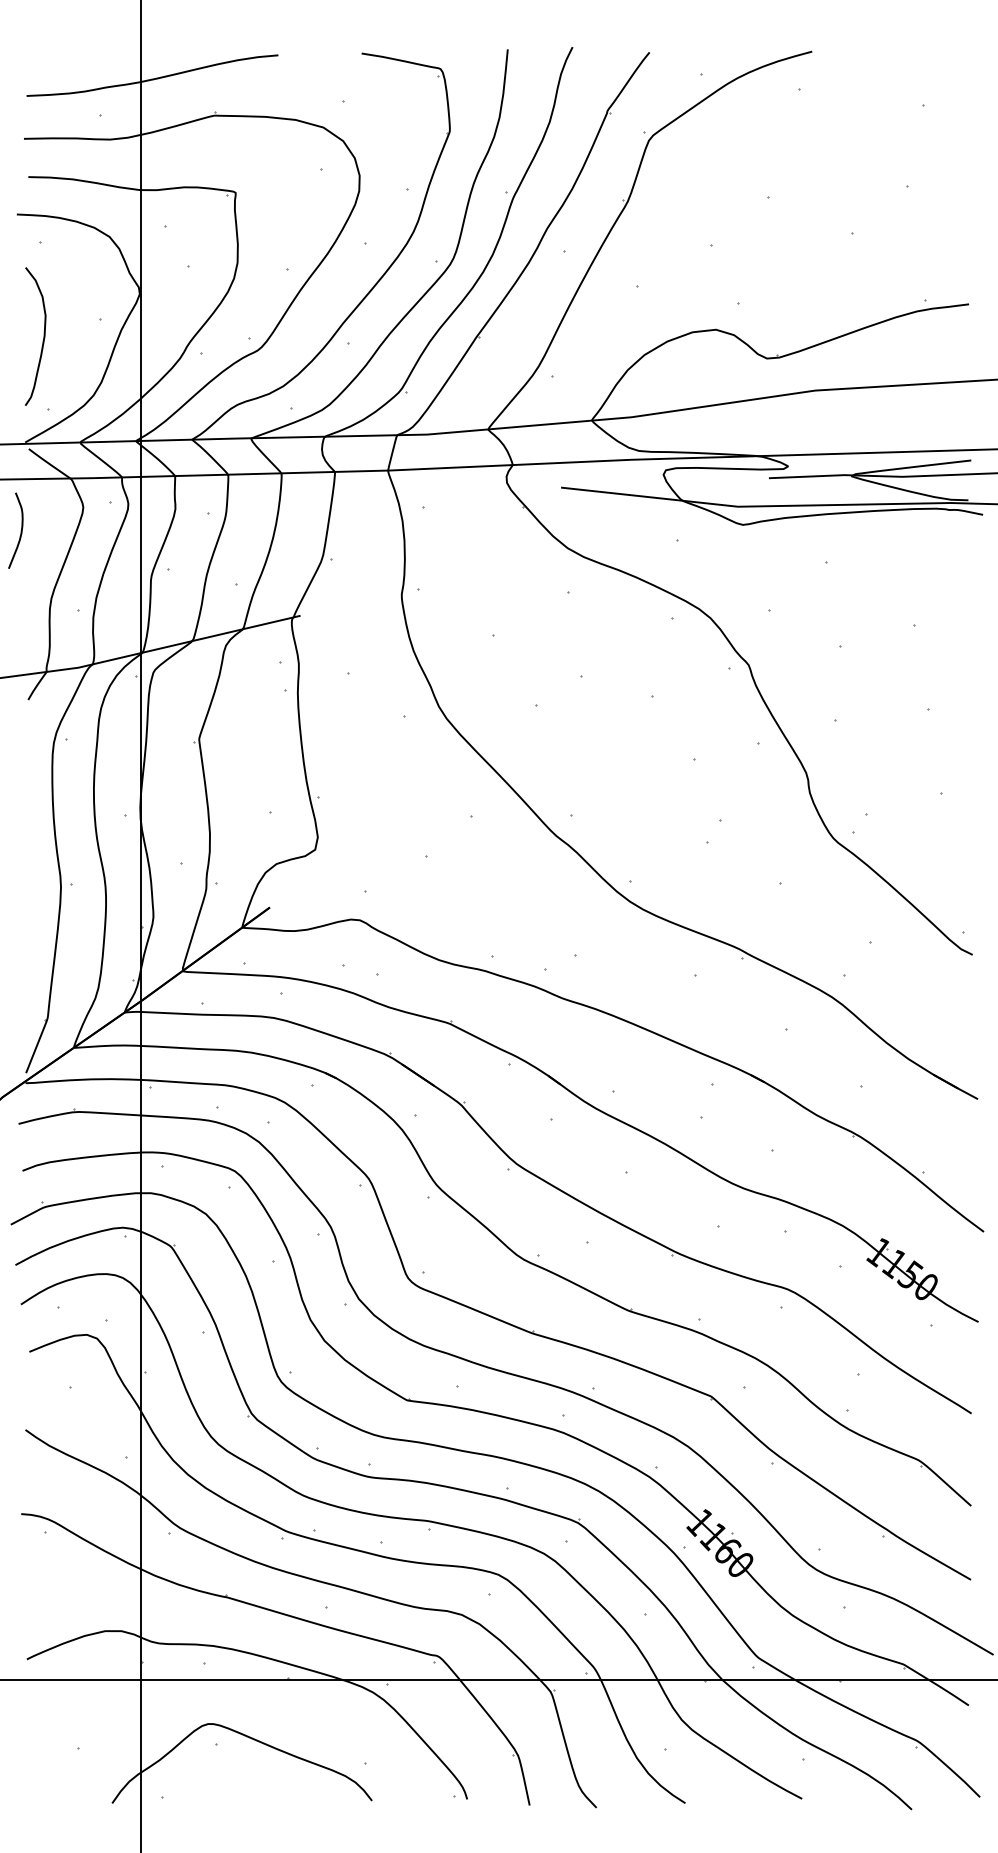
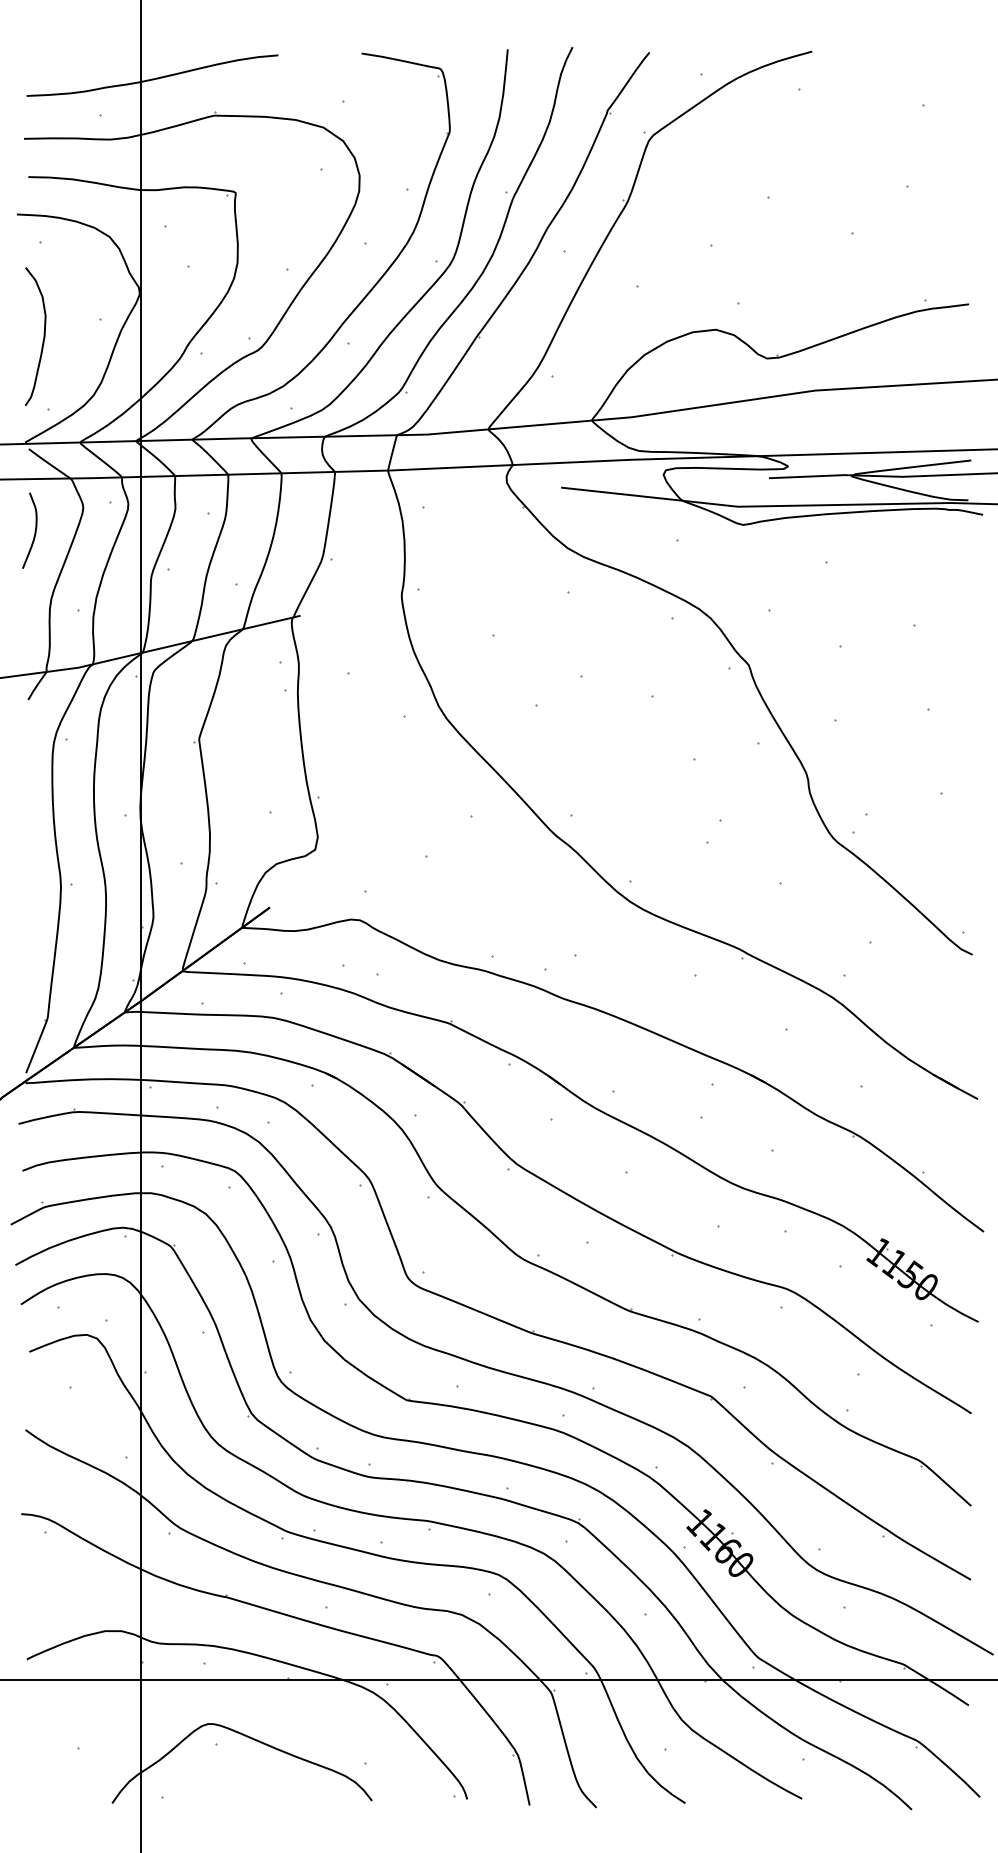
curve position: (20, 531) -> (34, 531) (34, 531)
